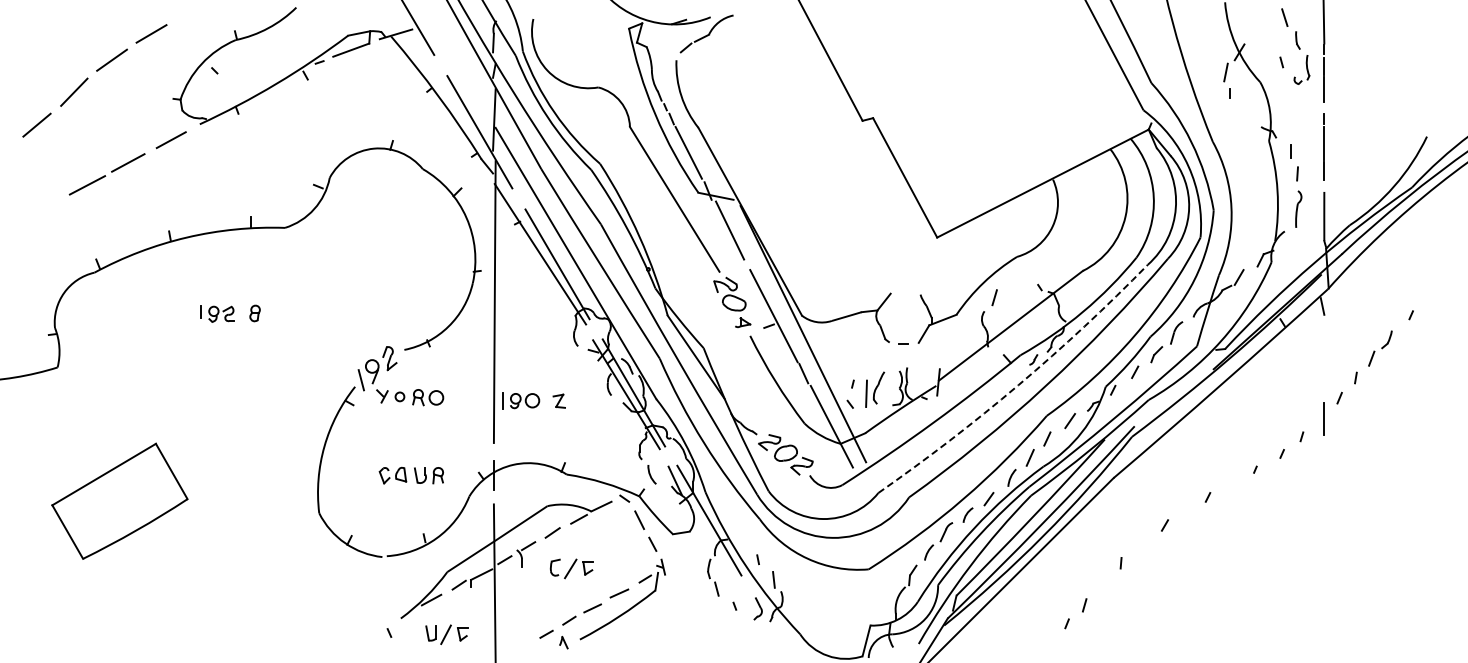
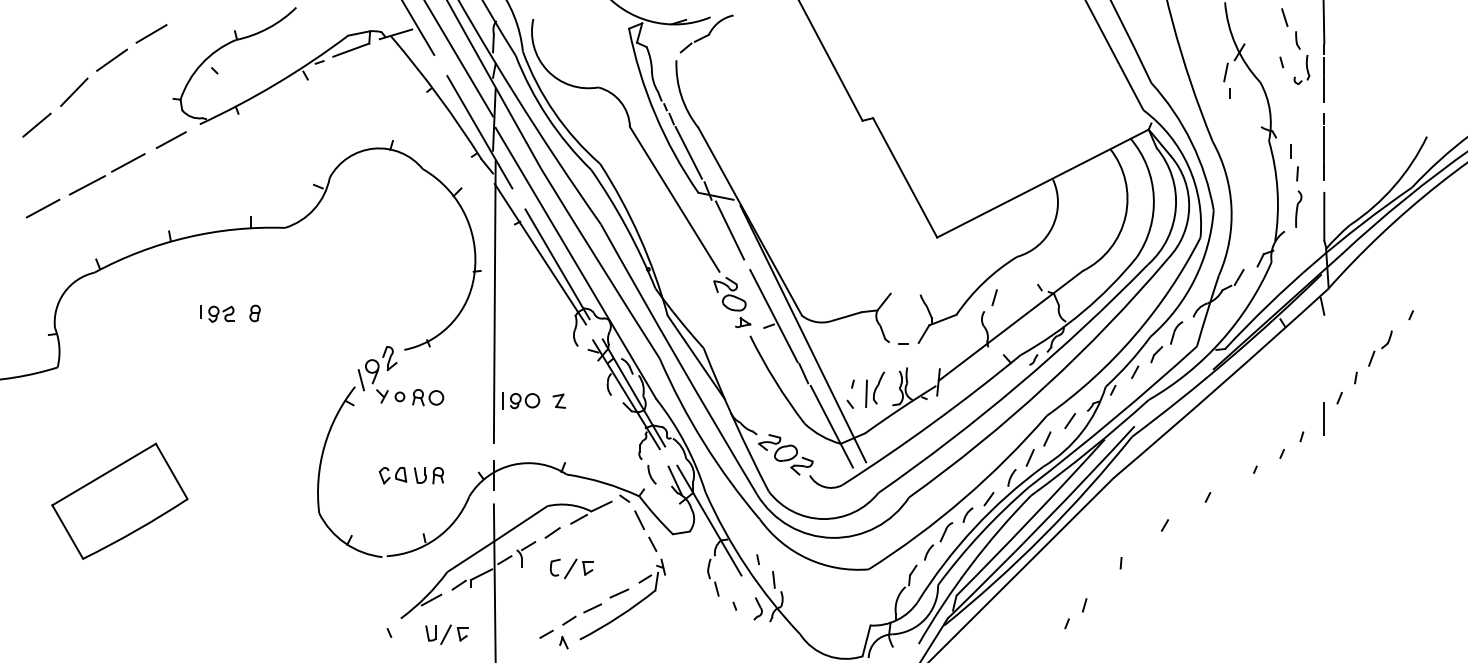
line: none -> present (459, 59)
line: none -> present (42, 208)
arc: dashed -> solid (1018, 385)
